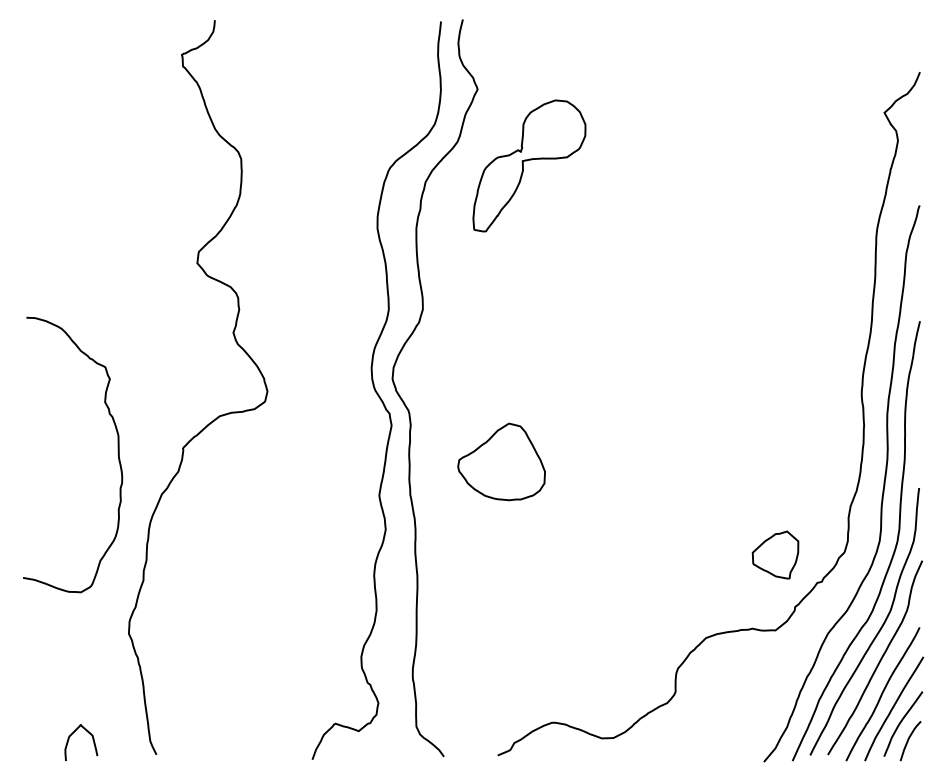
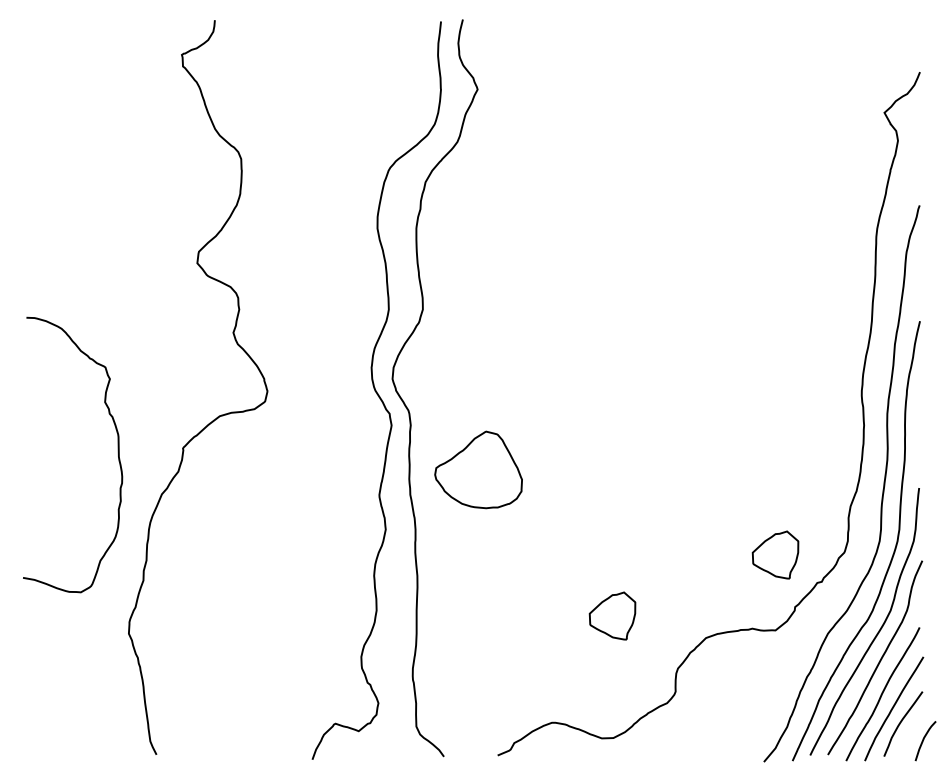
part: present -> none (529, 165)
part position: (501, 461) -> (478, 469) (478, 469)
part: none -> present (612, 615)
curve: present -> none (92, 740)
curve position: (908, 741) -> (923, 741) (923, 741)
